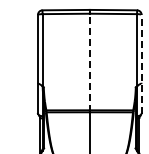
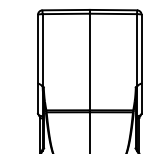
line: dashed -> solid (89, 62)
line: dashed -> solid (141, 63)
